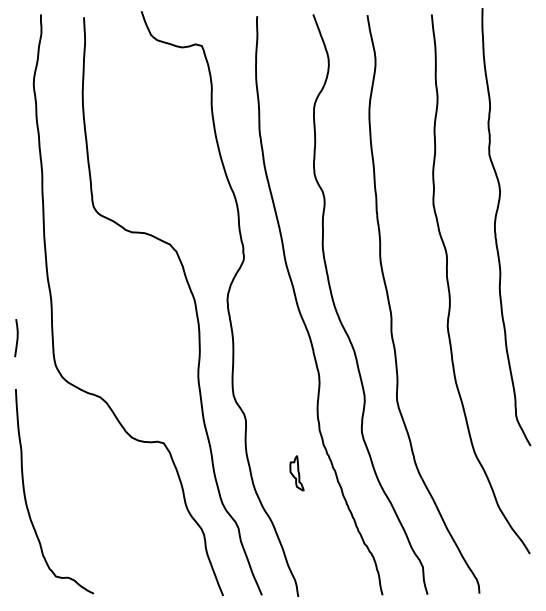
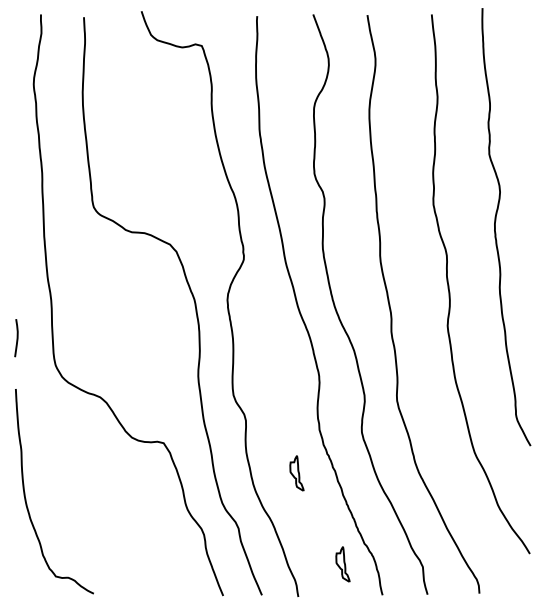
part: none -> present (342, 564)
